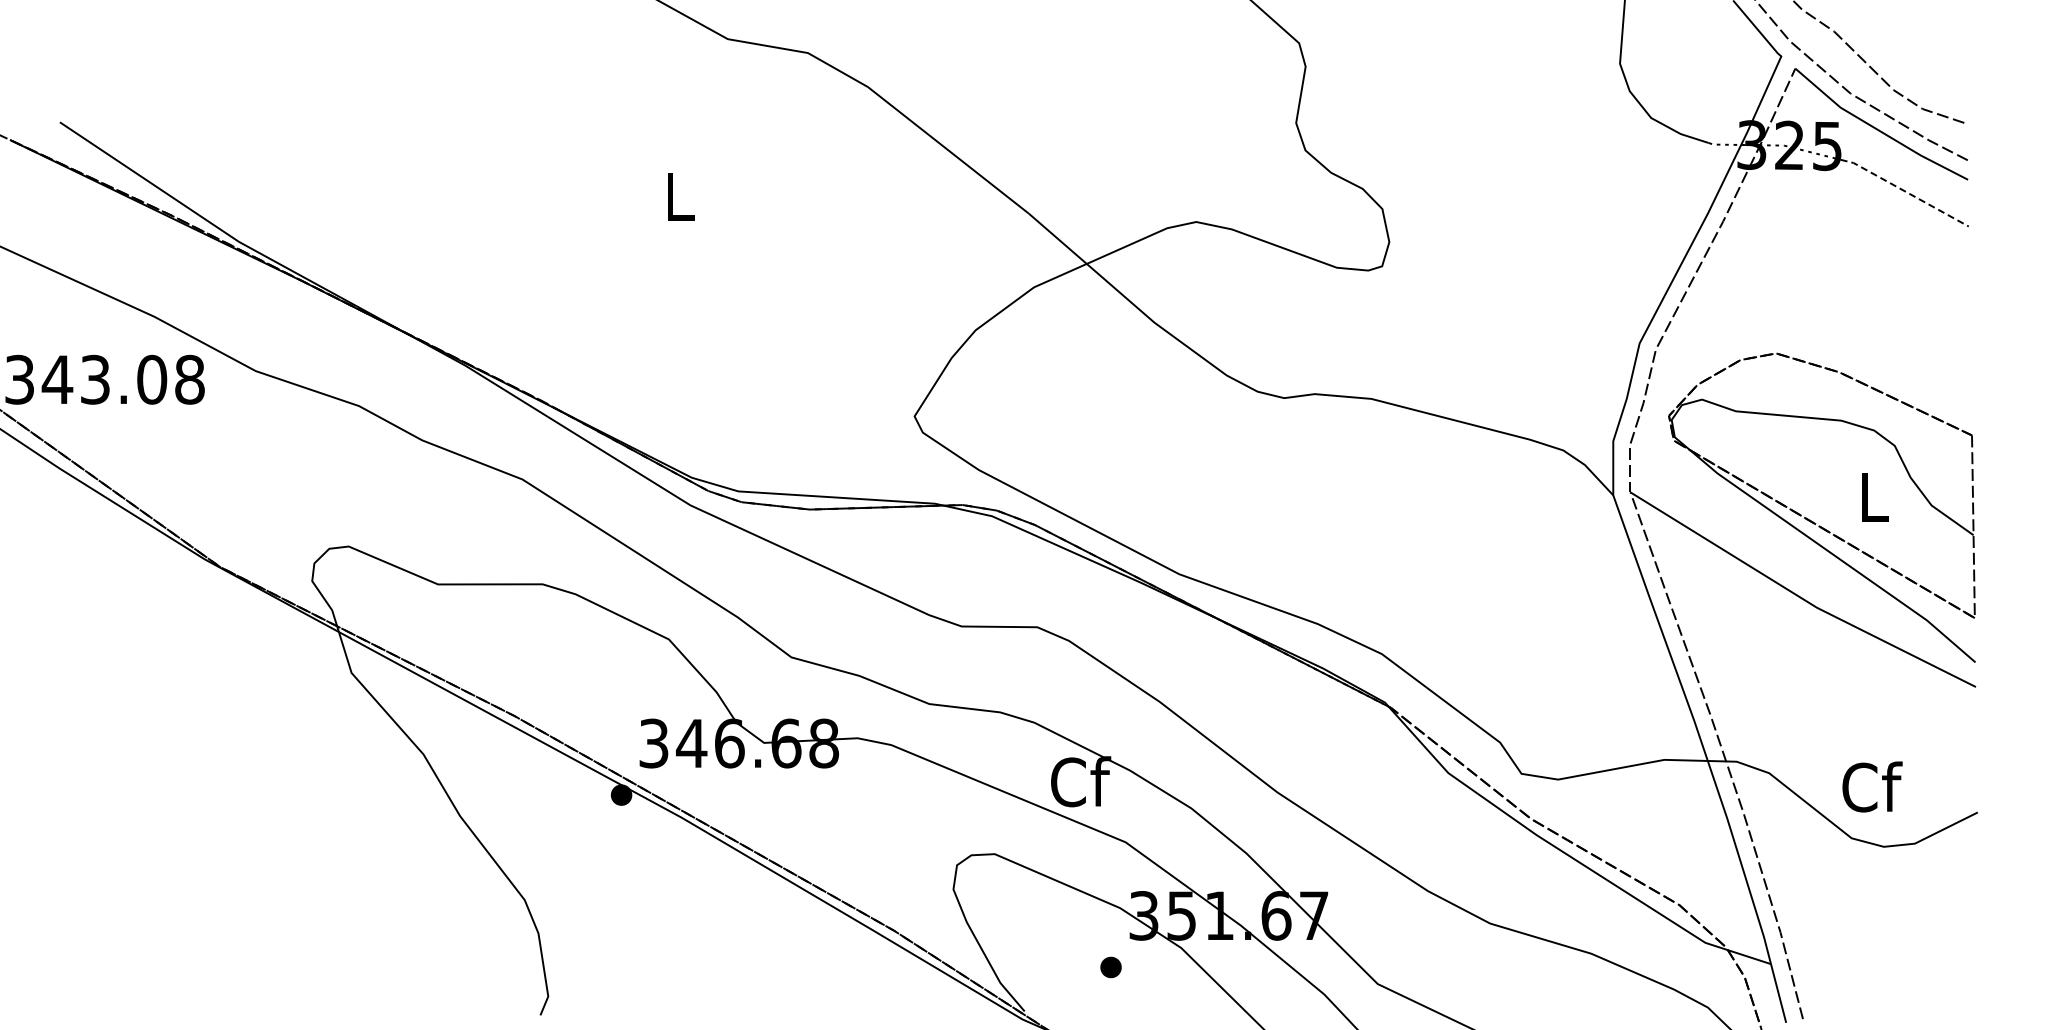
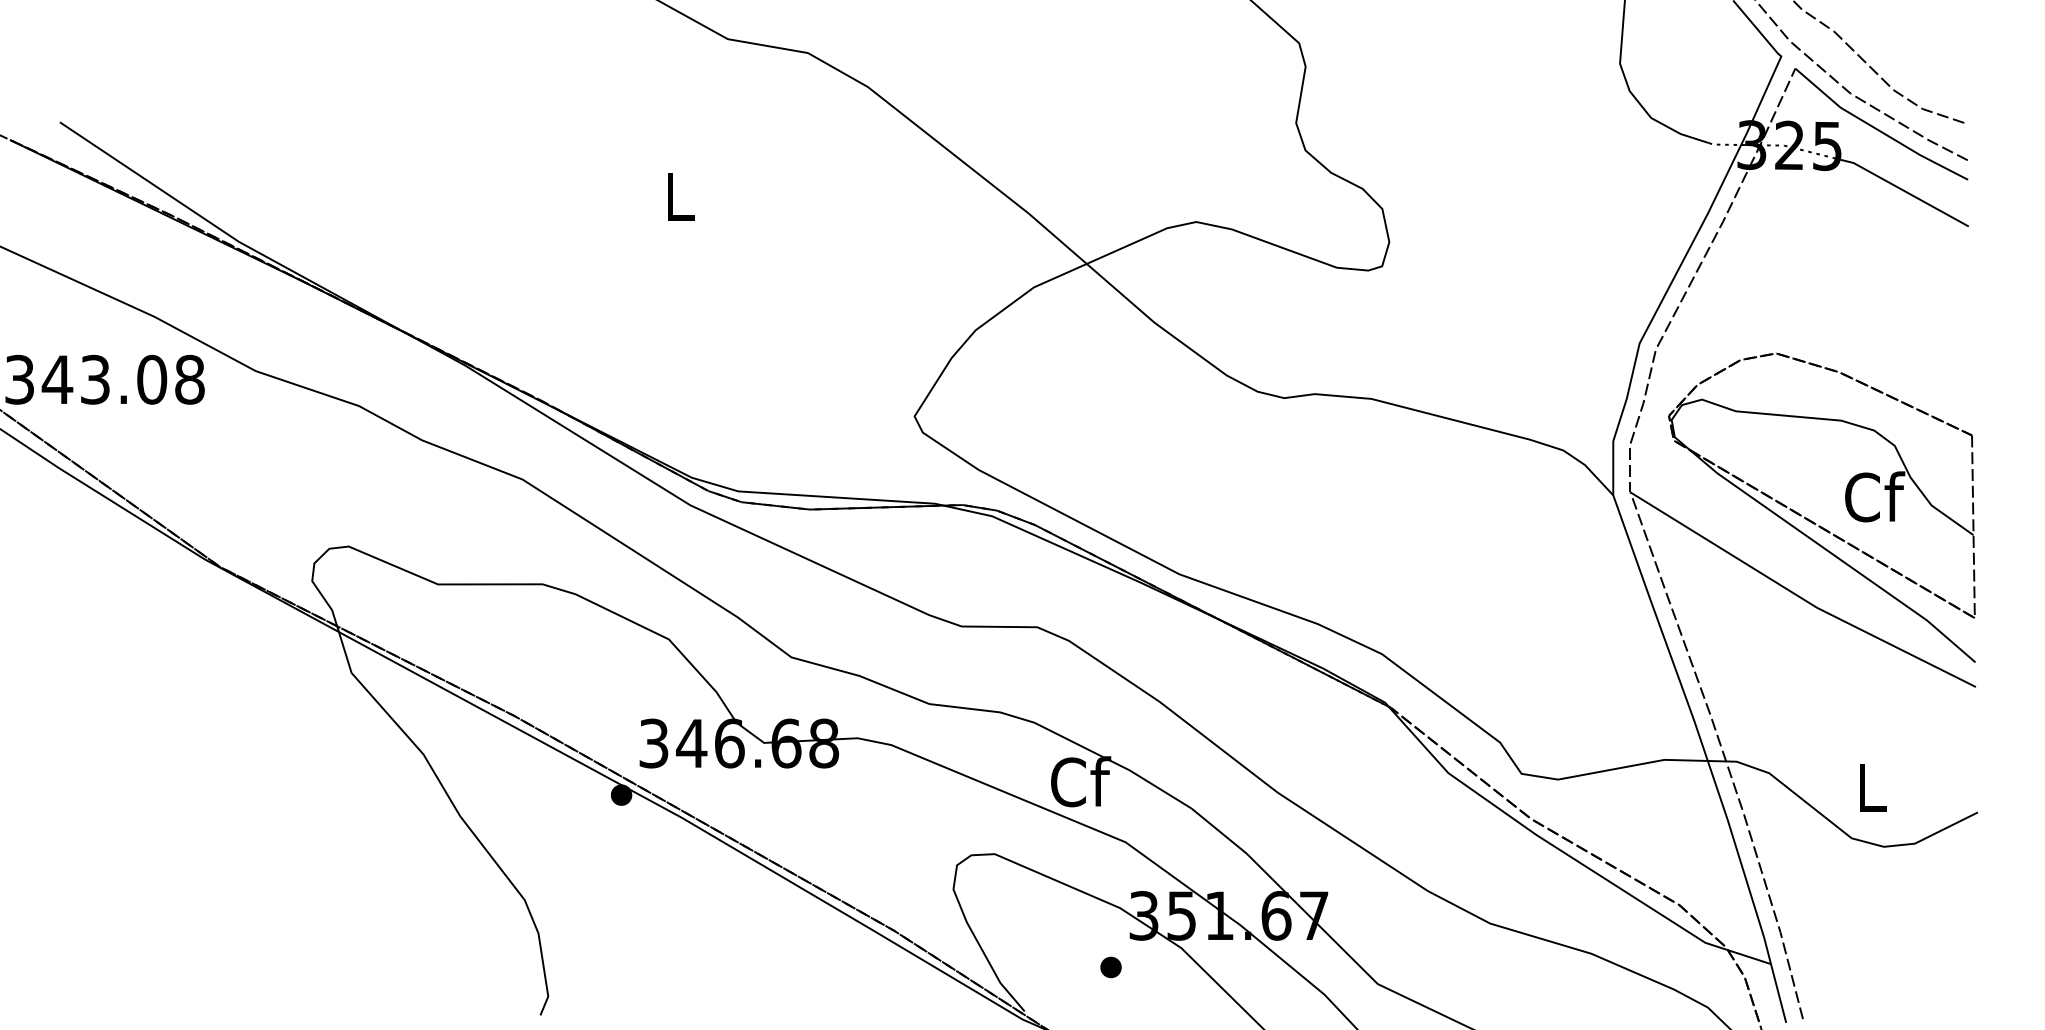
line: dashed -> solid (1905, 191)
text: L -> Cf (1875, 496)
text: Cf -> L (1872, 786)
